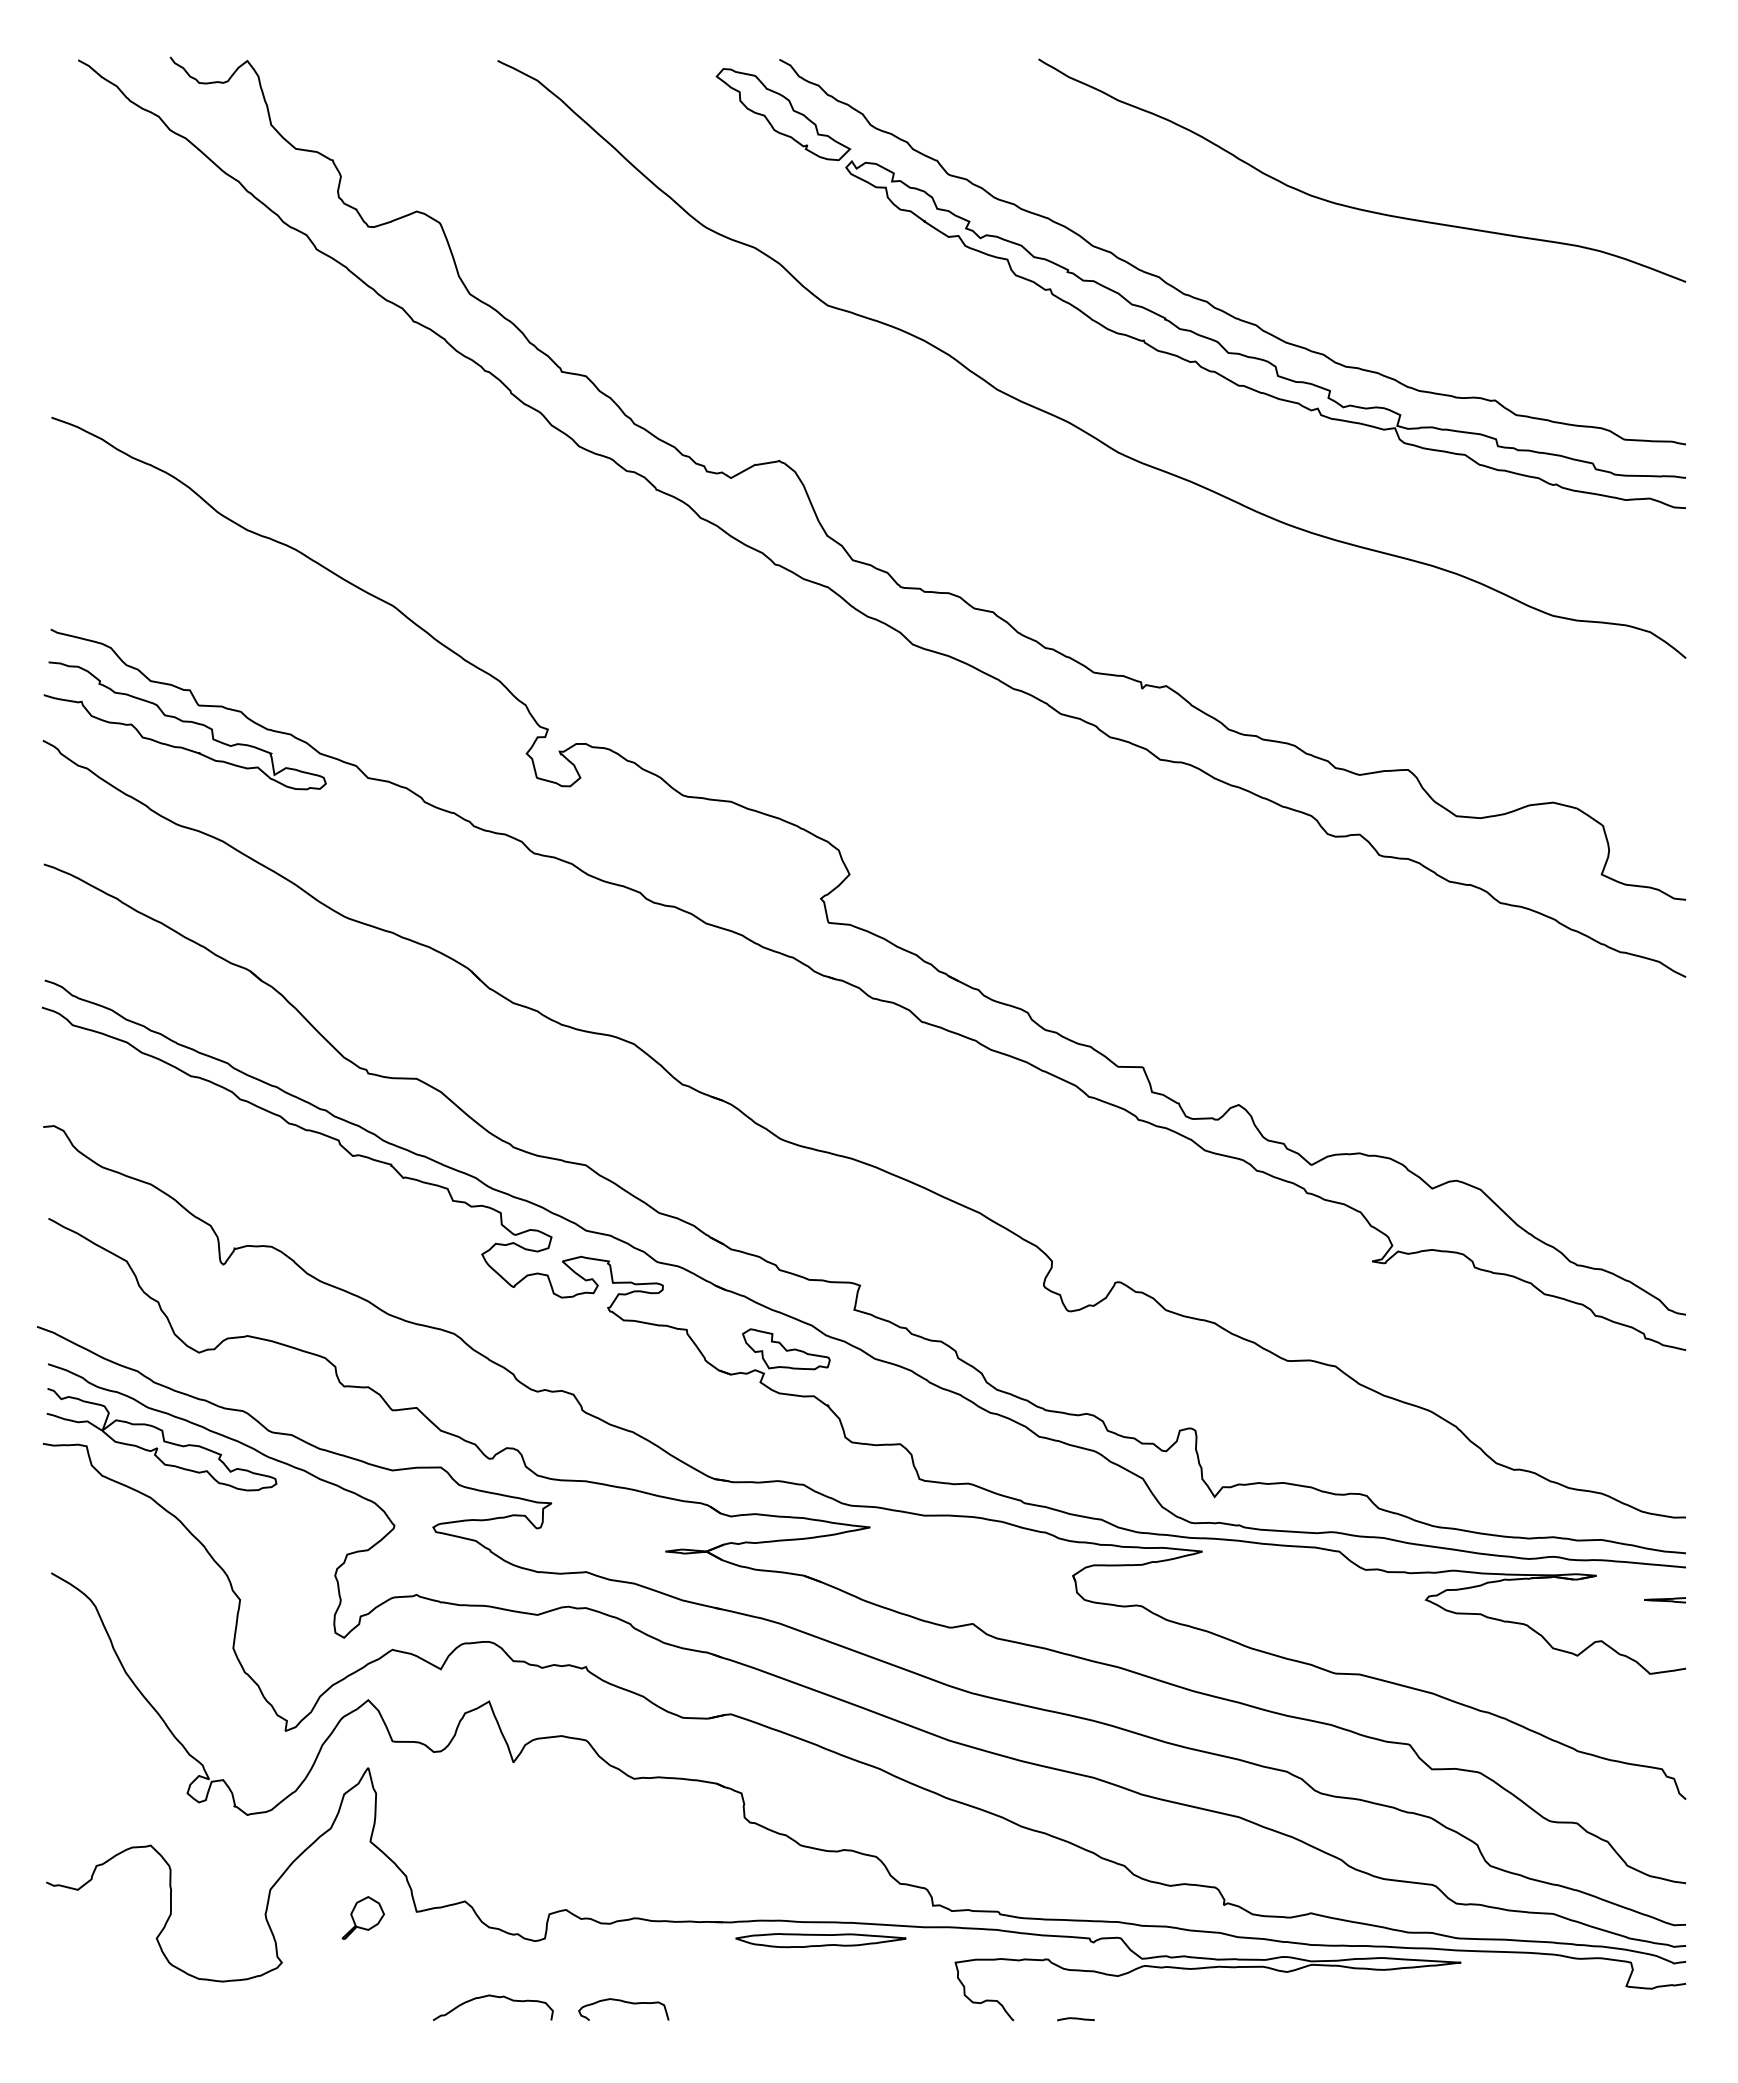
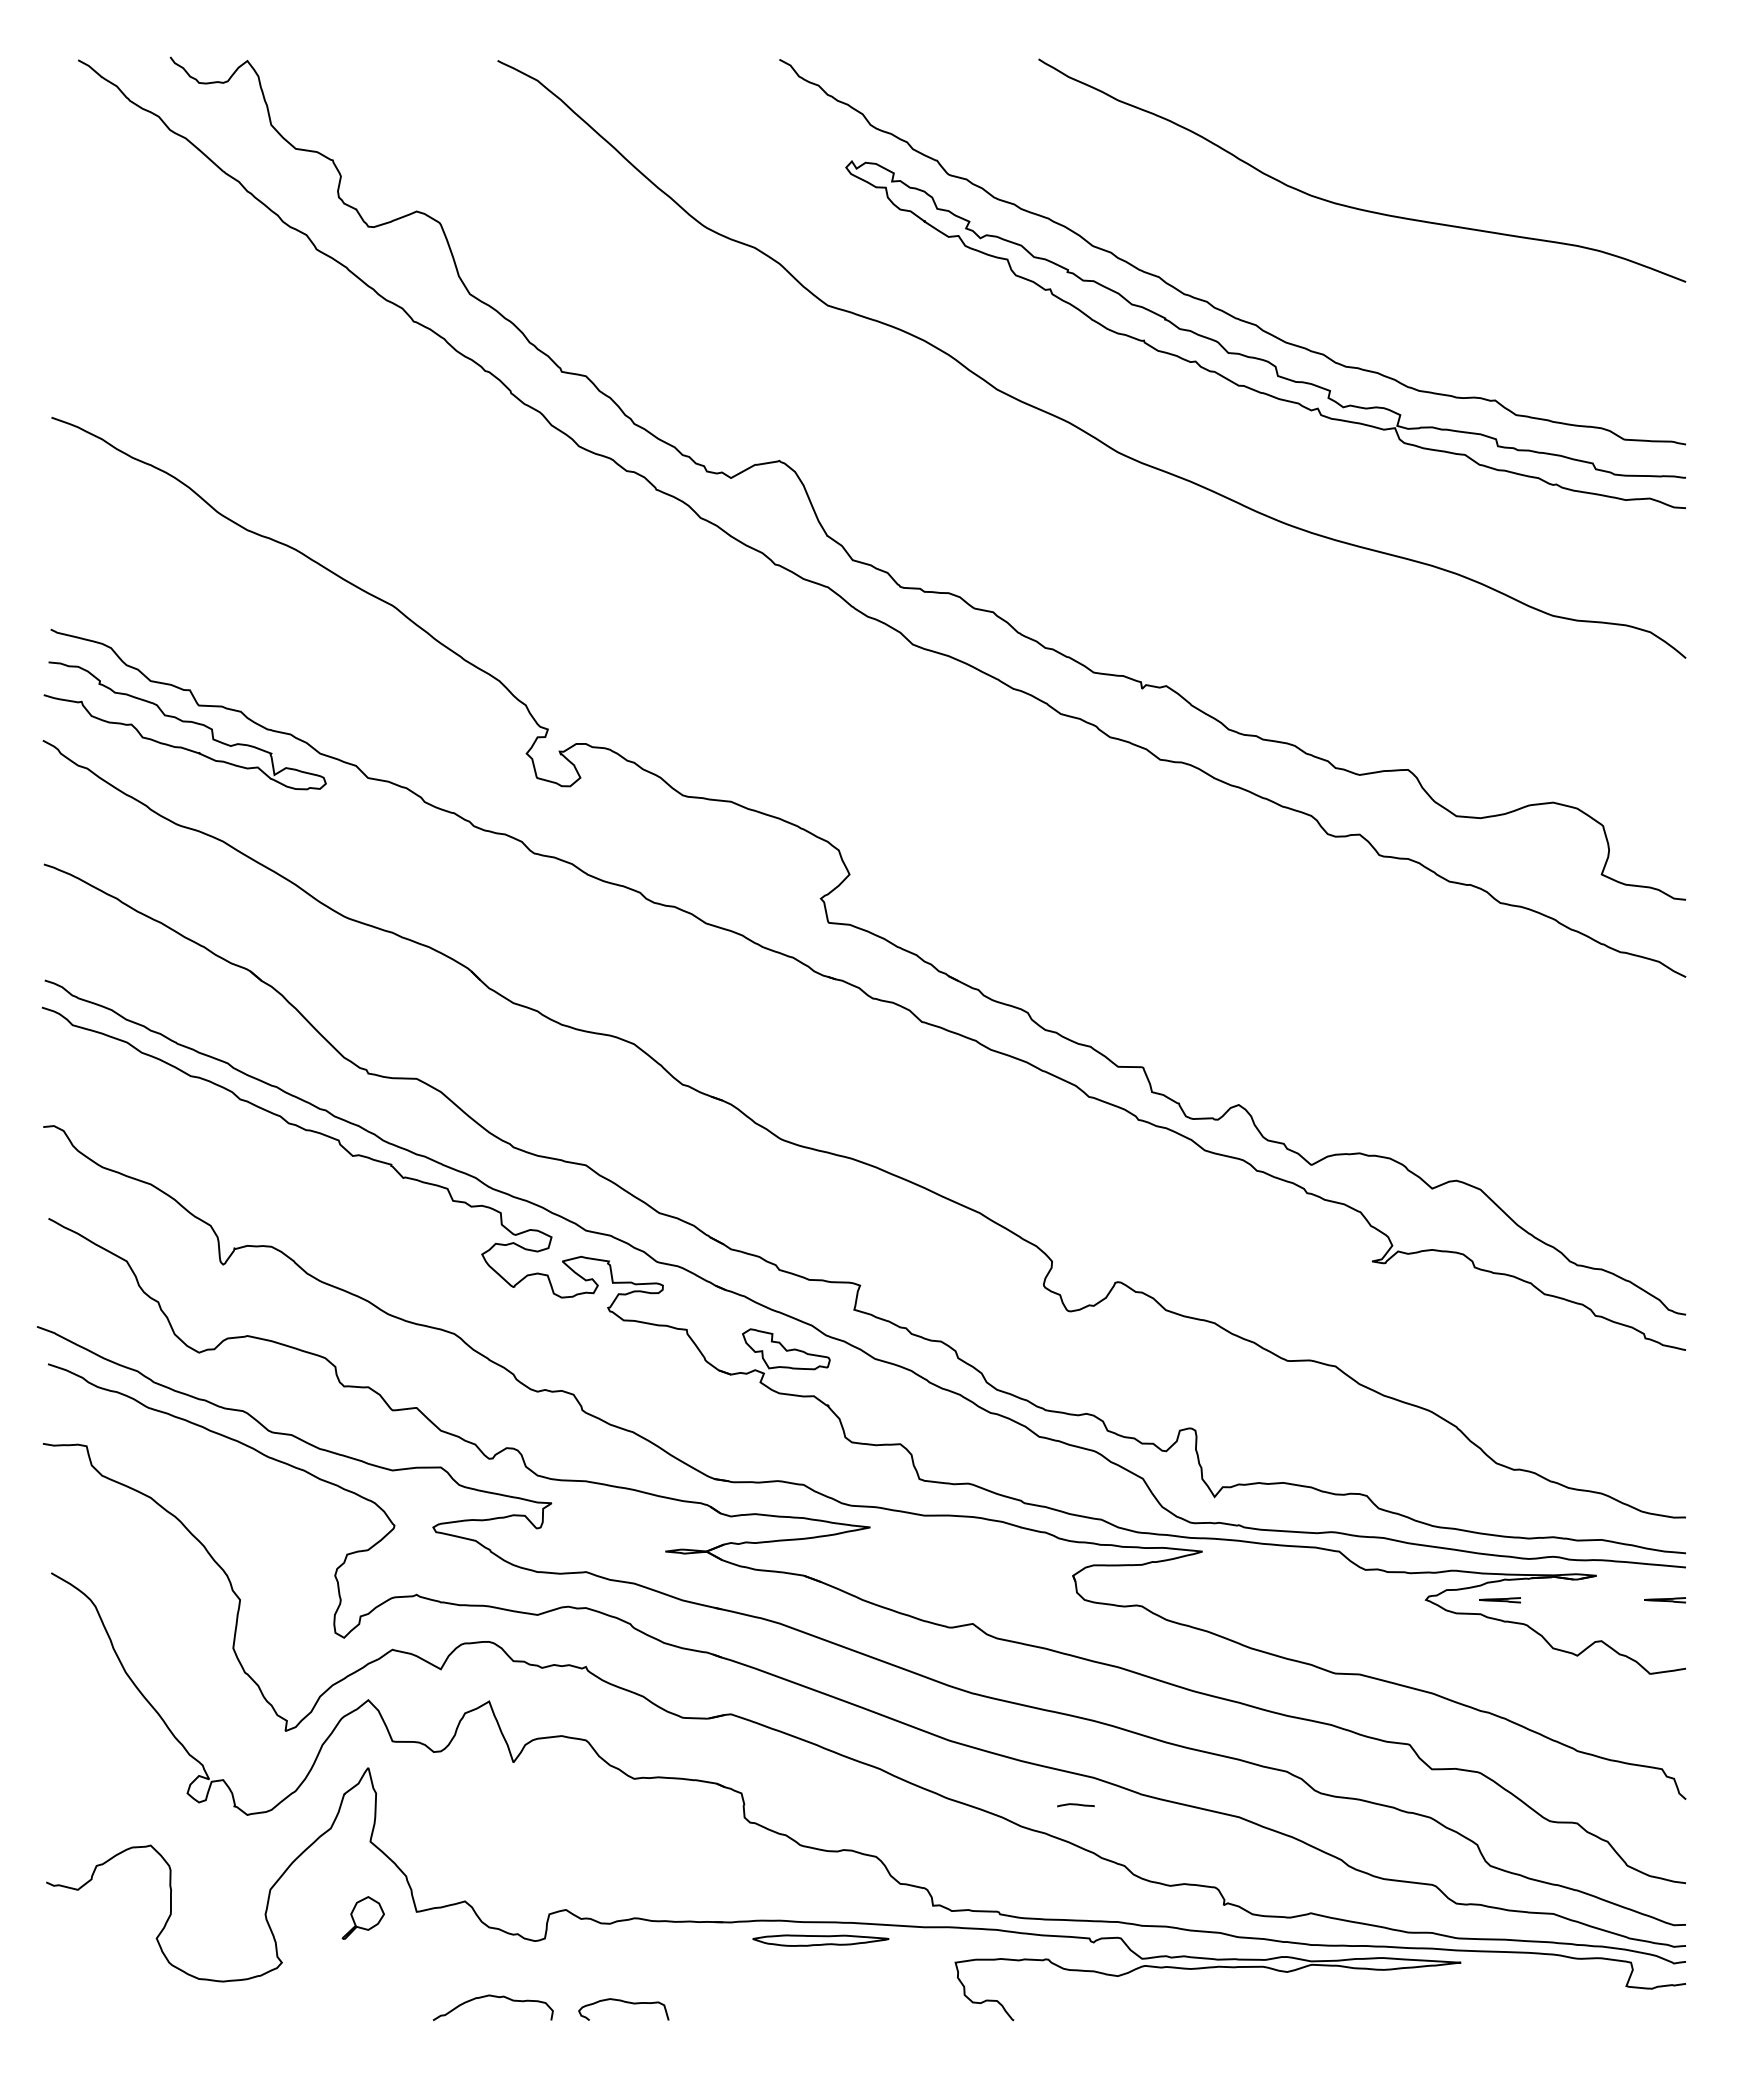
part: present -> none (783, 114)
curve: present -> none (162, 1438)
curve: none -> present (1499, 1600)
part size: 172x16 px -> 138x13 px (820, 1940)
curve position: (1075, 2019) -> (1075, 1805) (1075, 1805)
